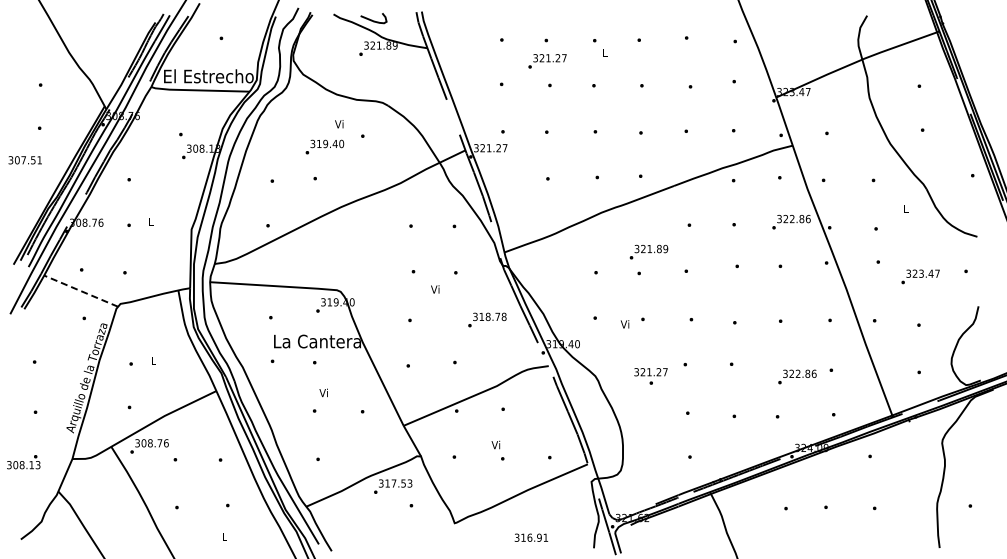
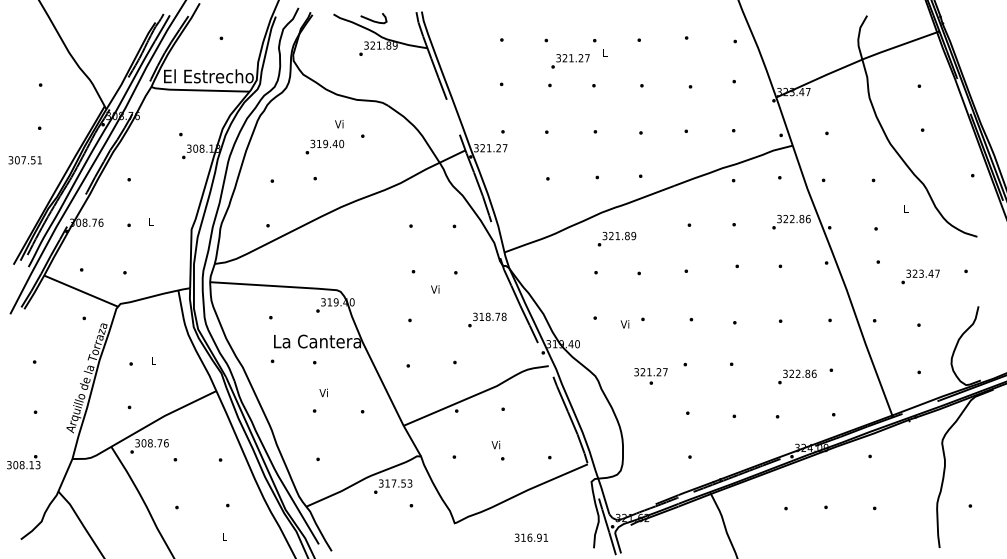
text position: (547, 61) -> (570, 61) (570, 61)
text position: (648, 251) -> (616, 238) (616, 238)
line: dashed -> solid (80, 290)
